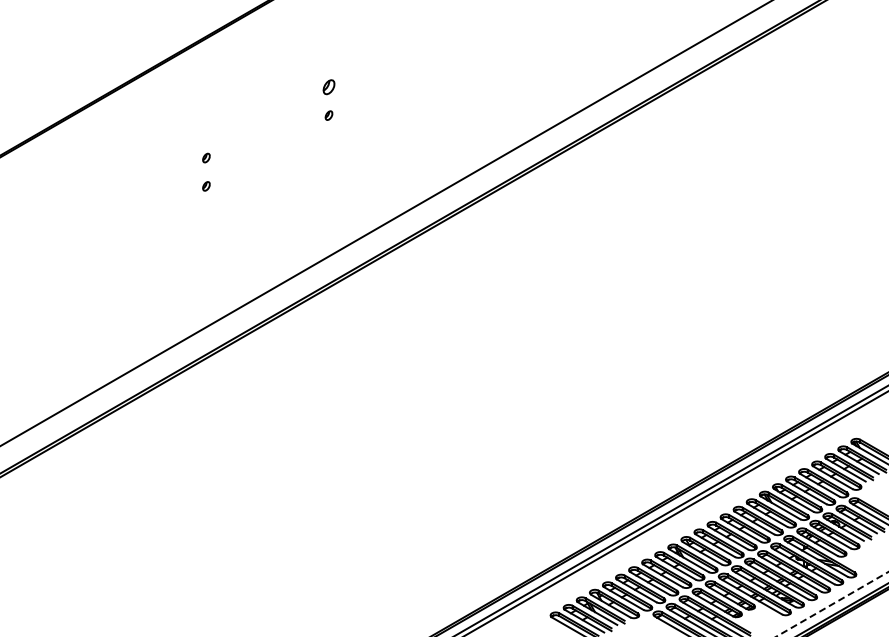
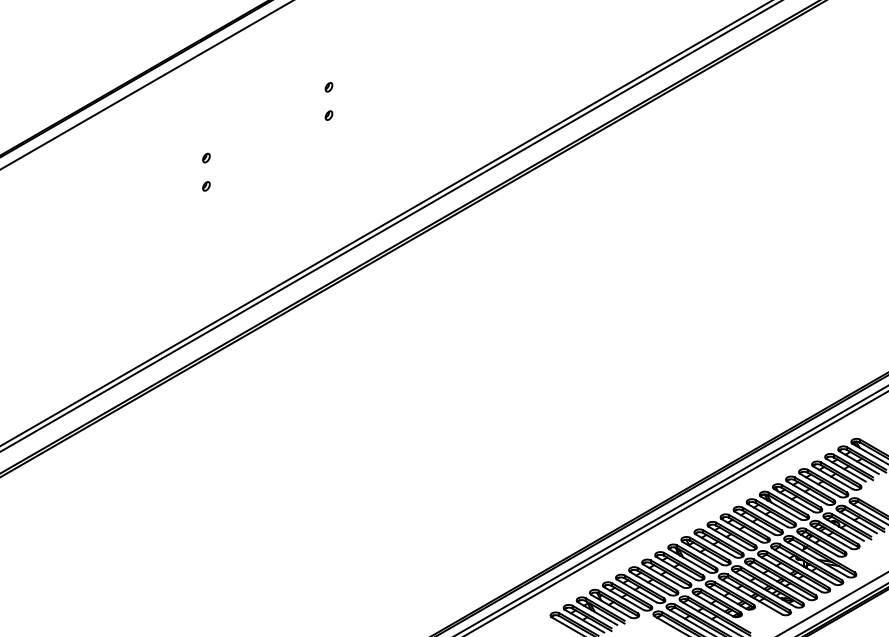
line: none -> present (146, 85)
part size: 14x17 px -> 10x11 px (328, 87)
line: none -> present (390, 226)
line: dashed -> solid (832, 604)
